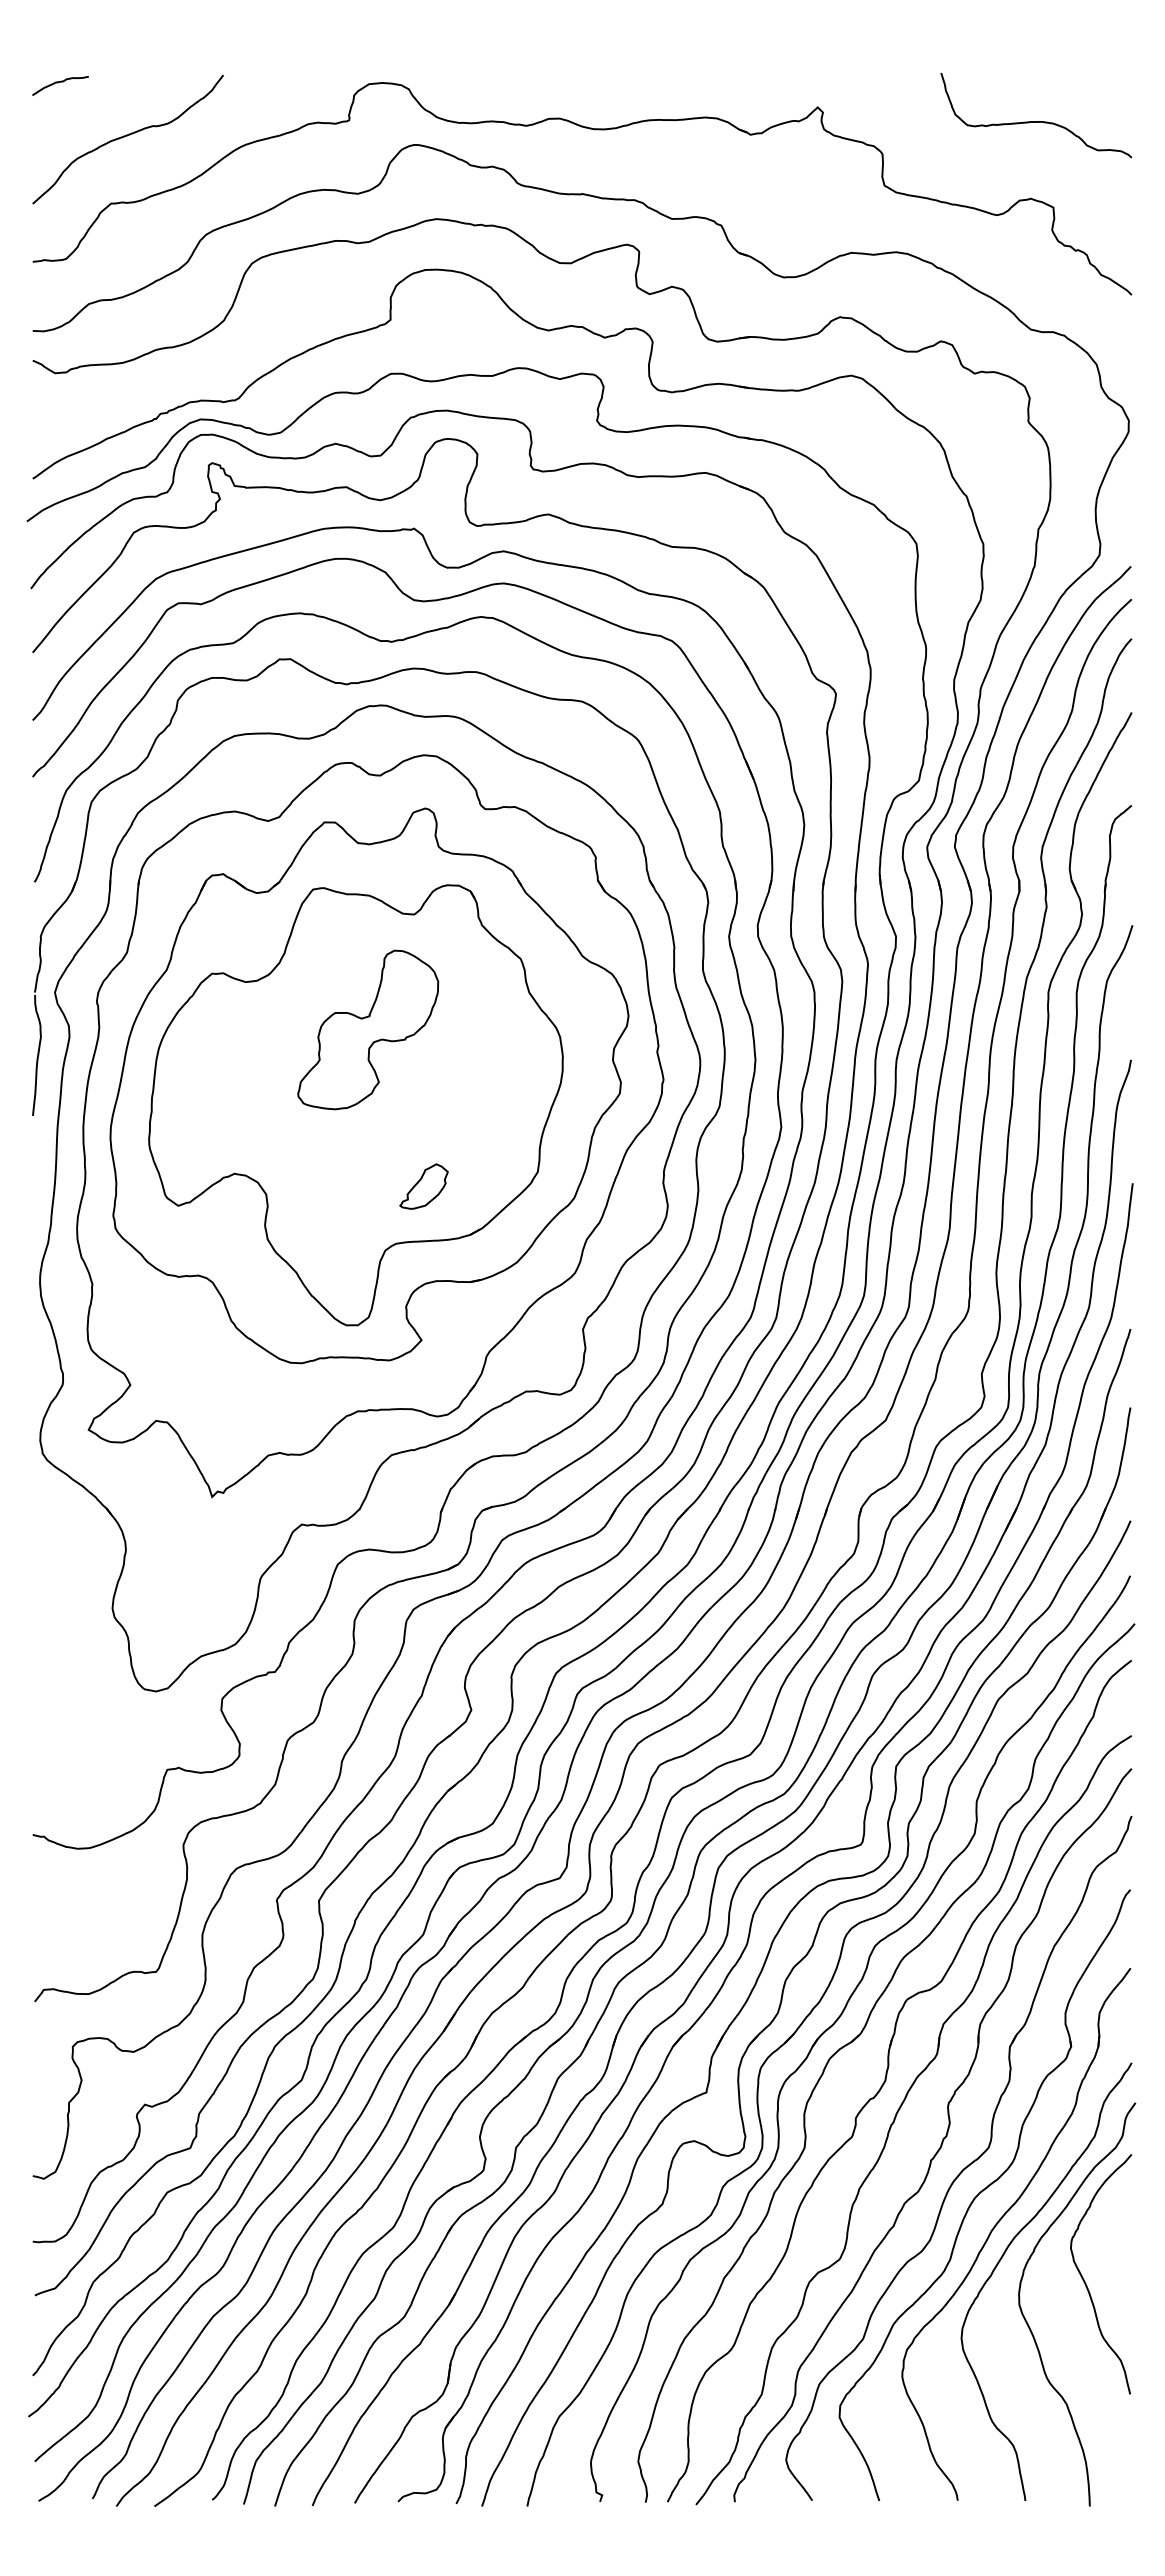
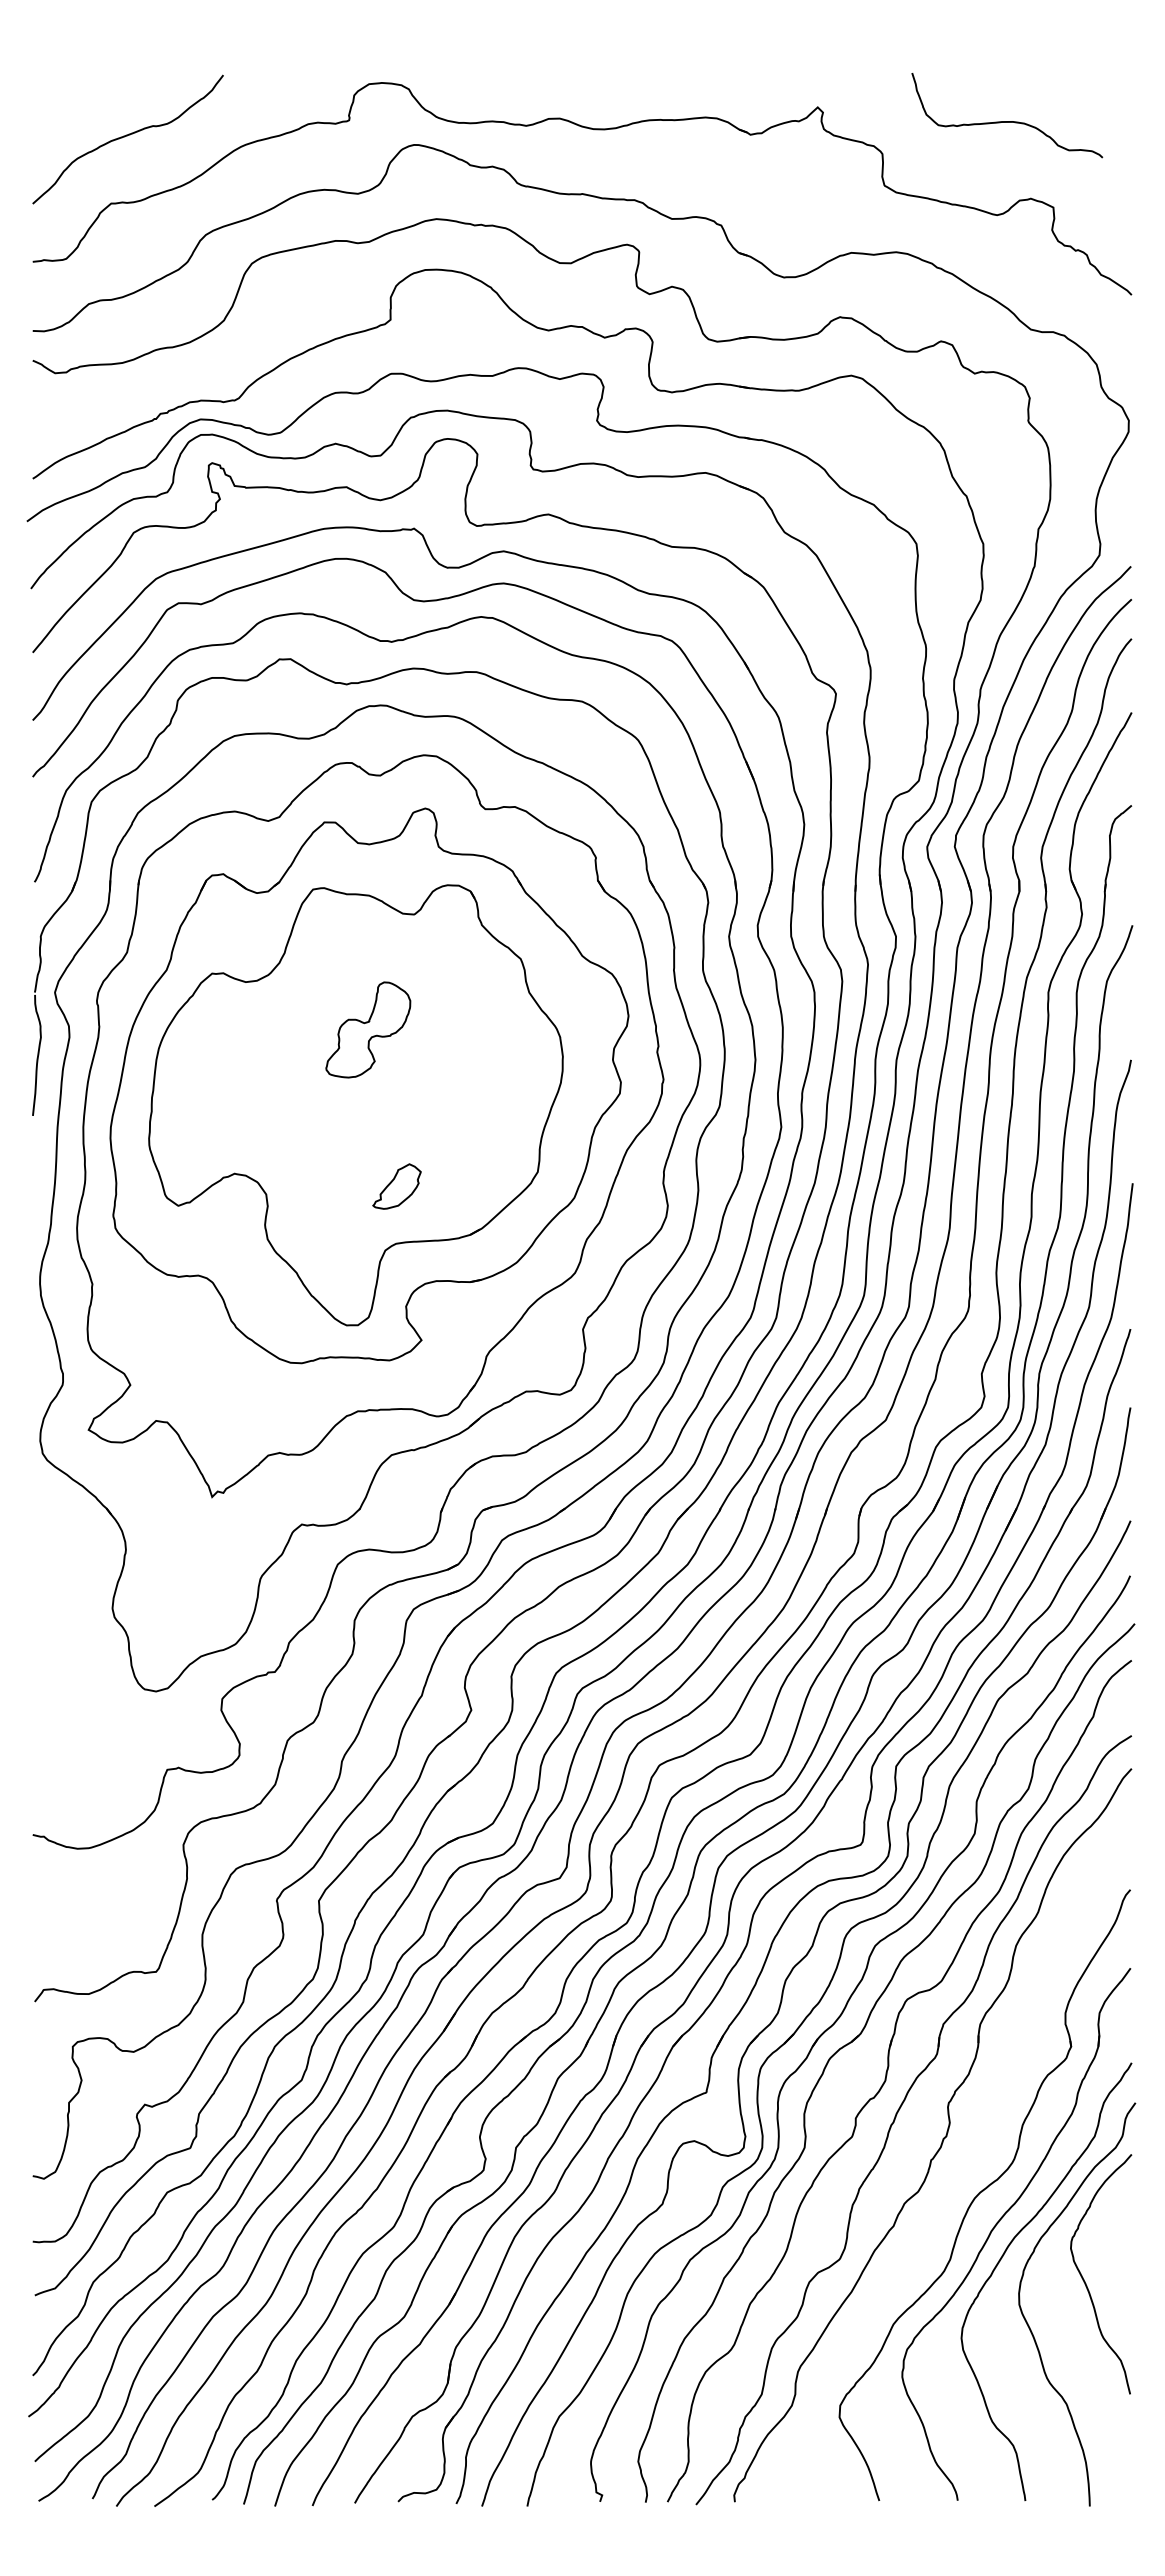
curve: present -> none (58, 83)
curve position: (1036, 121) -> (1007, 121) (1007, 121)
part size: 143x162 px -> 87x98 px (368, 1029)
part position: (423, 1186) -> (396, 1186) (396, 1186)
part: present -> none (965, 2166)
